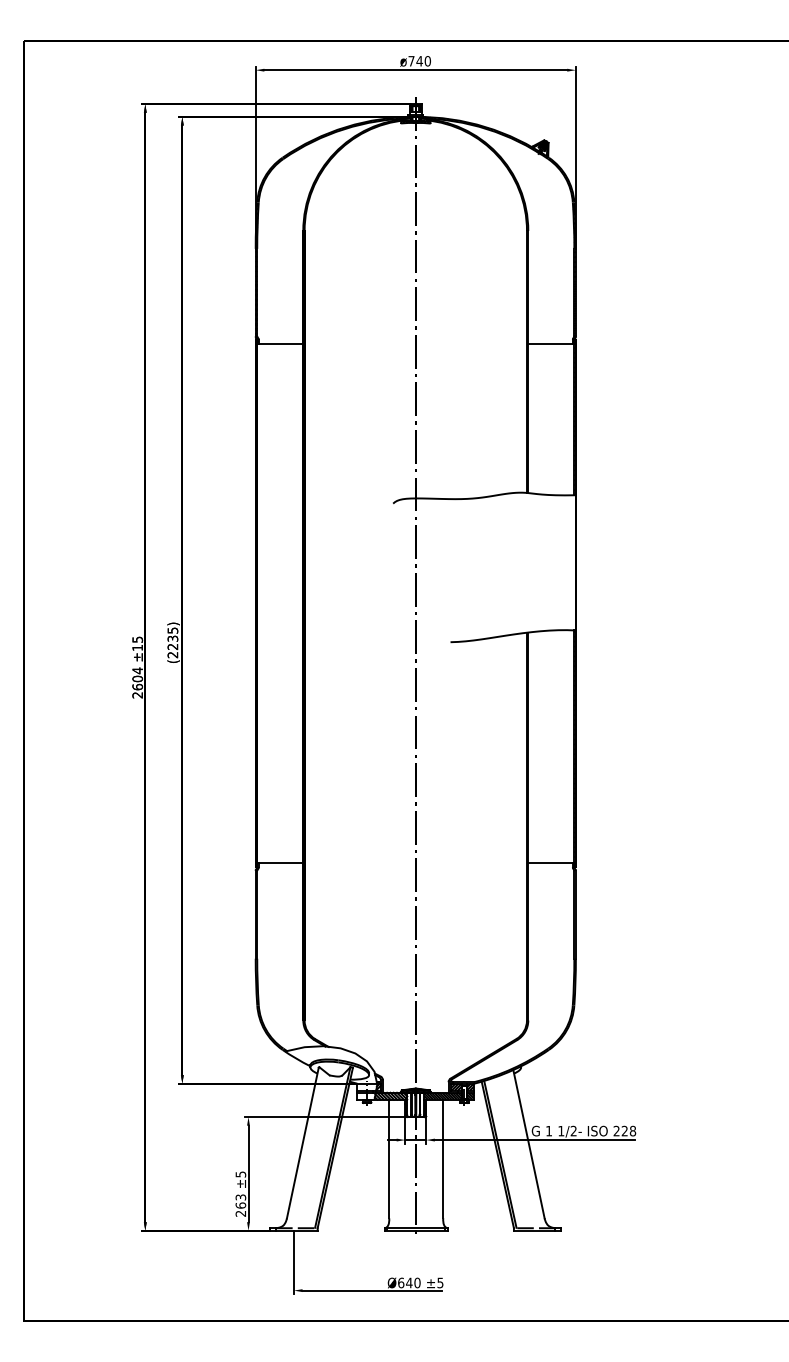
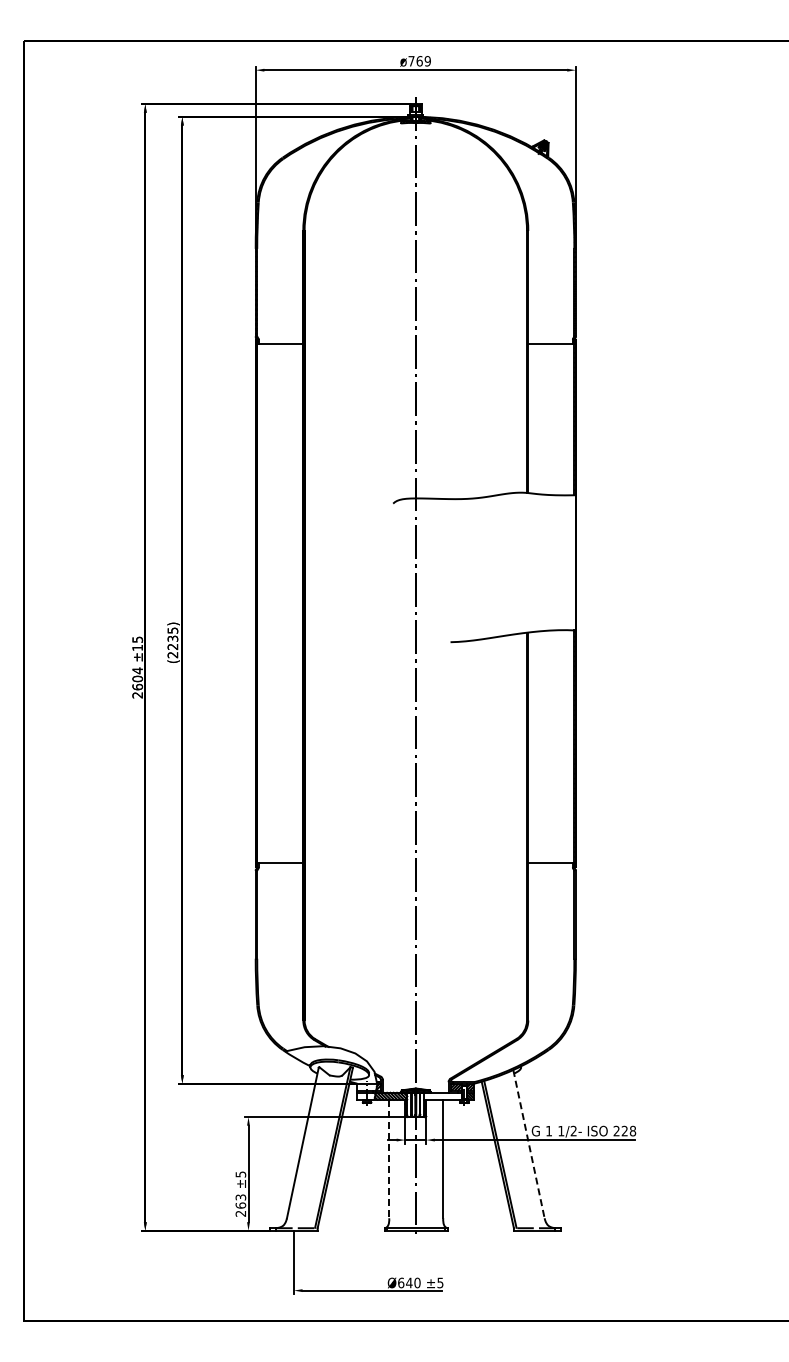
text: ø740 -> ø769 (423, 61)
hatch: present -> none (442, 1095)
line: solid -> dashed (528, 1144)
line: solid -> dashed (389, 1159)
